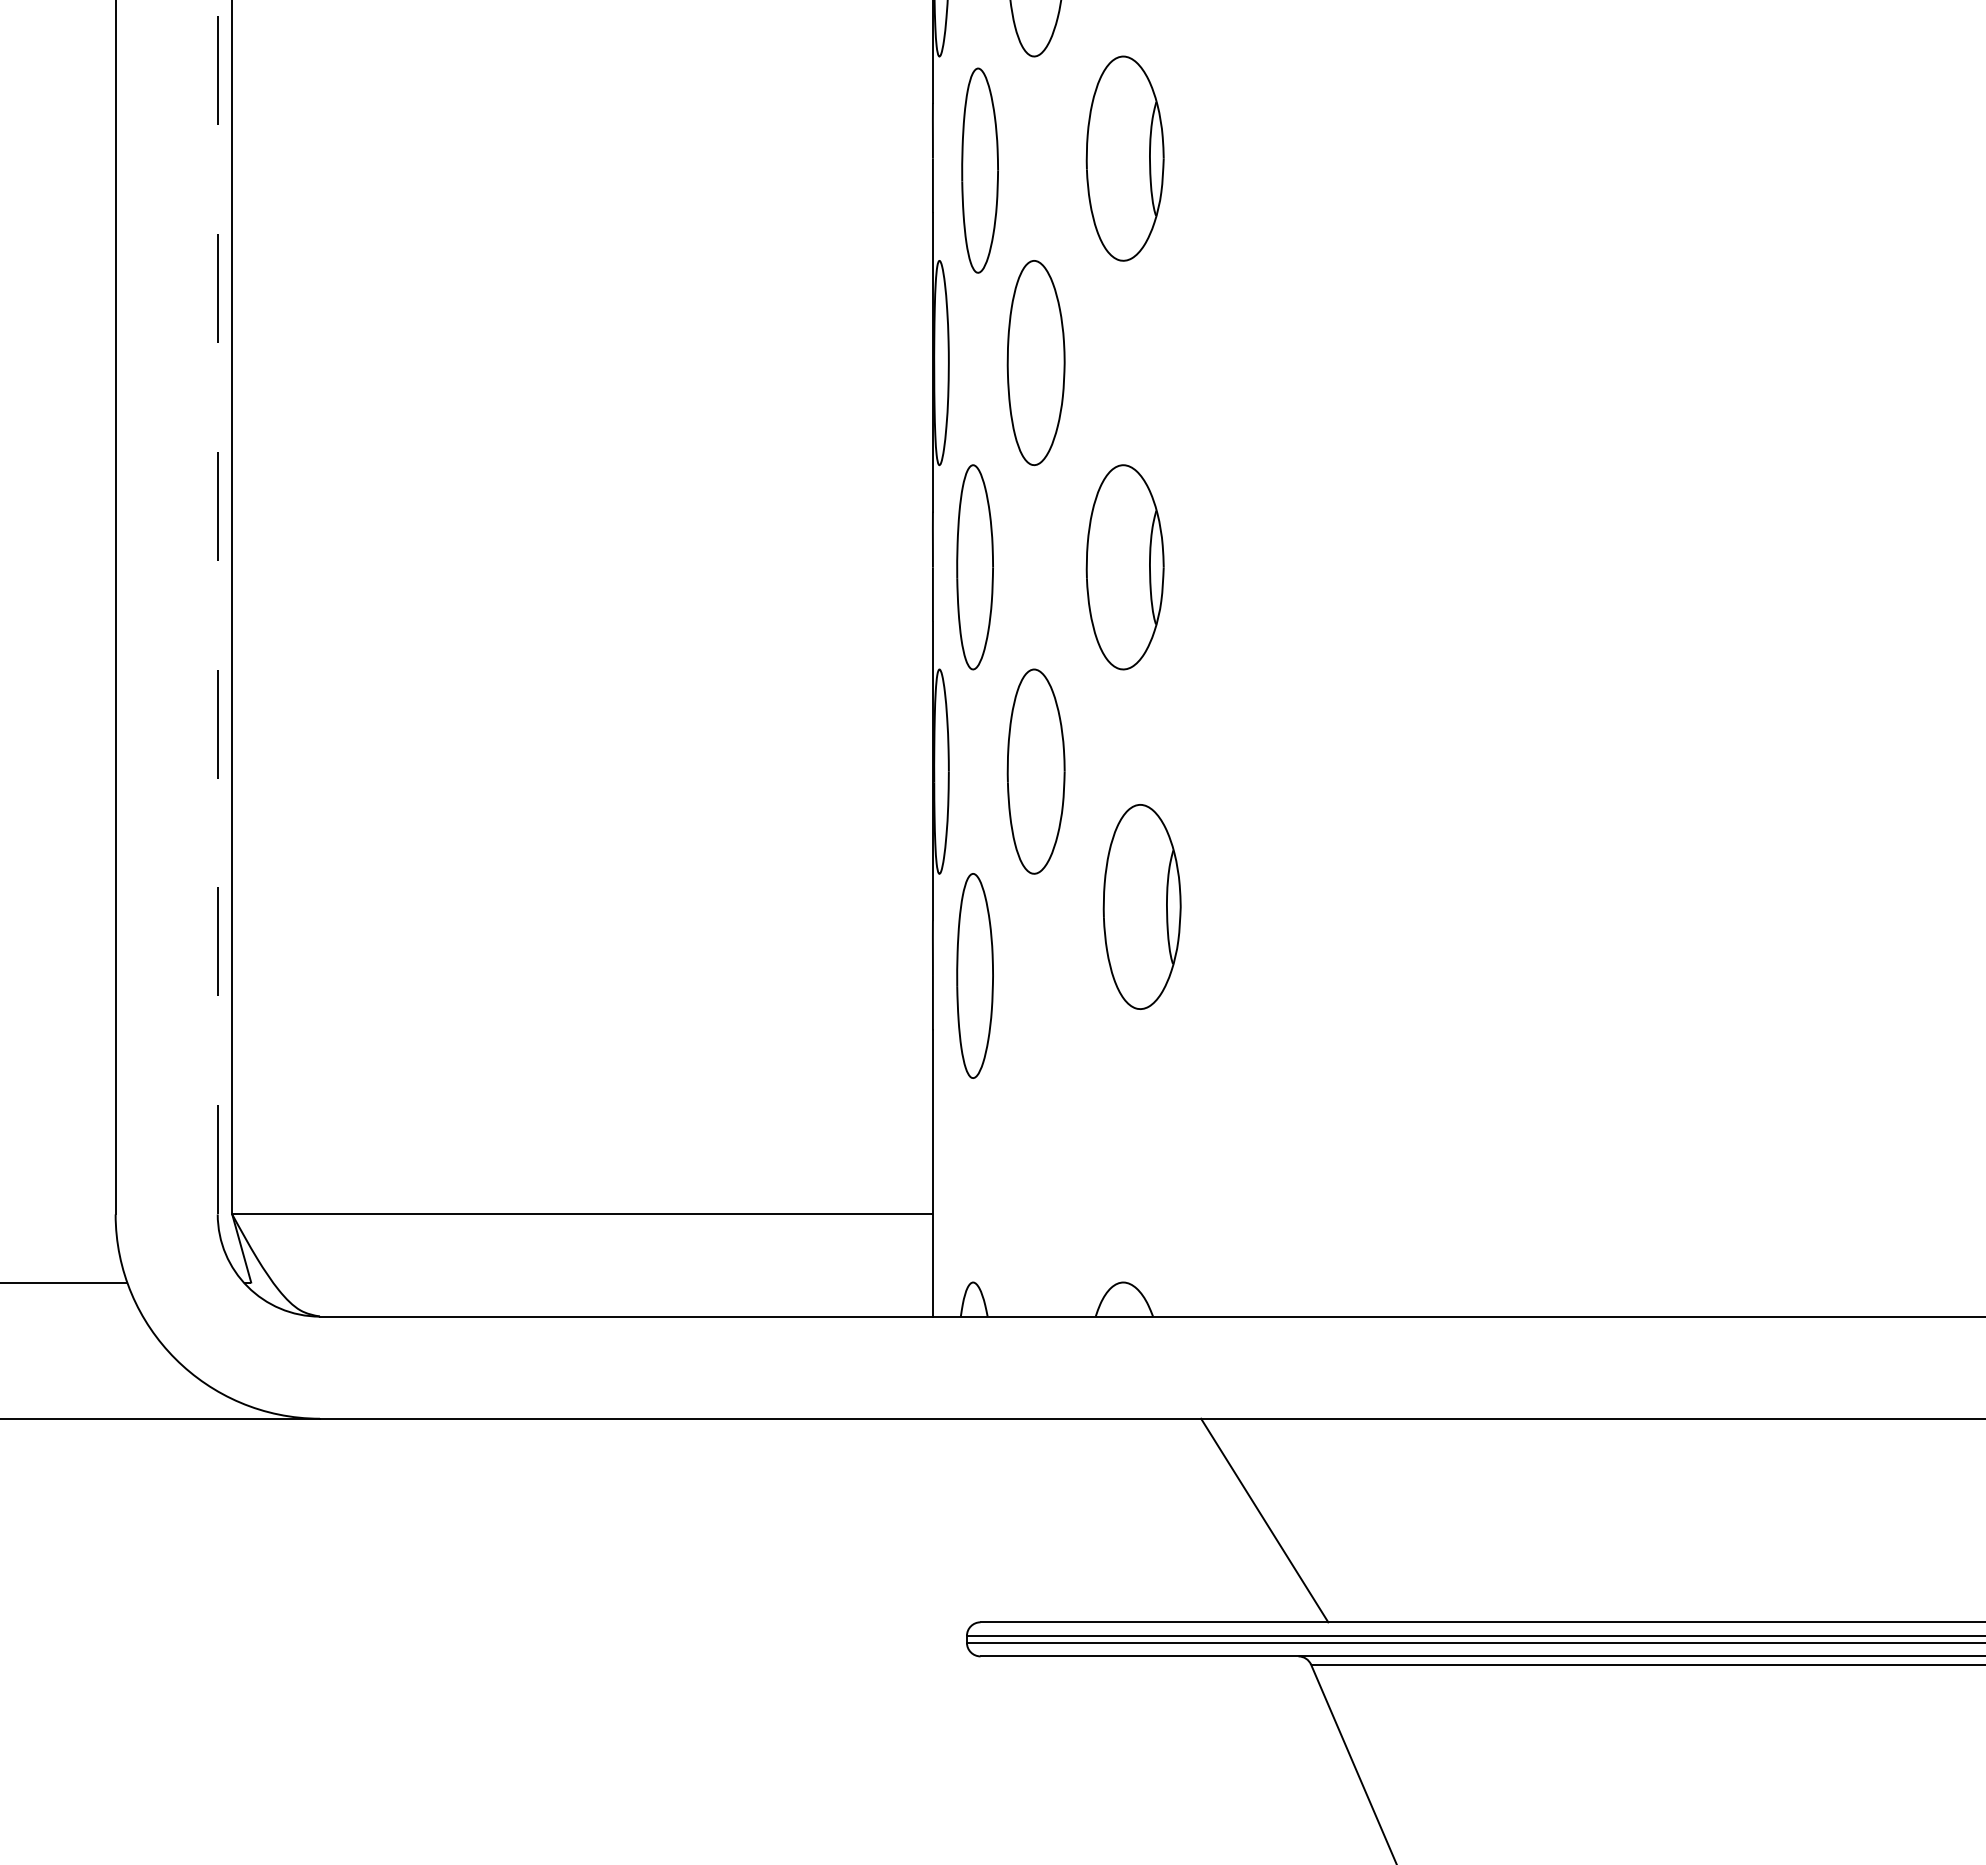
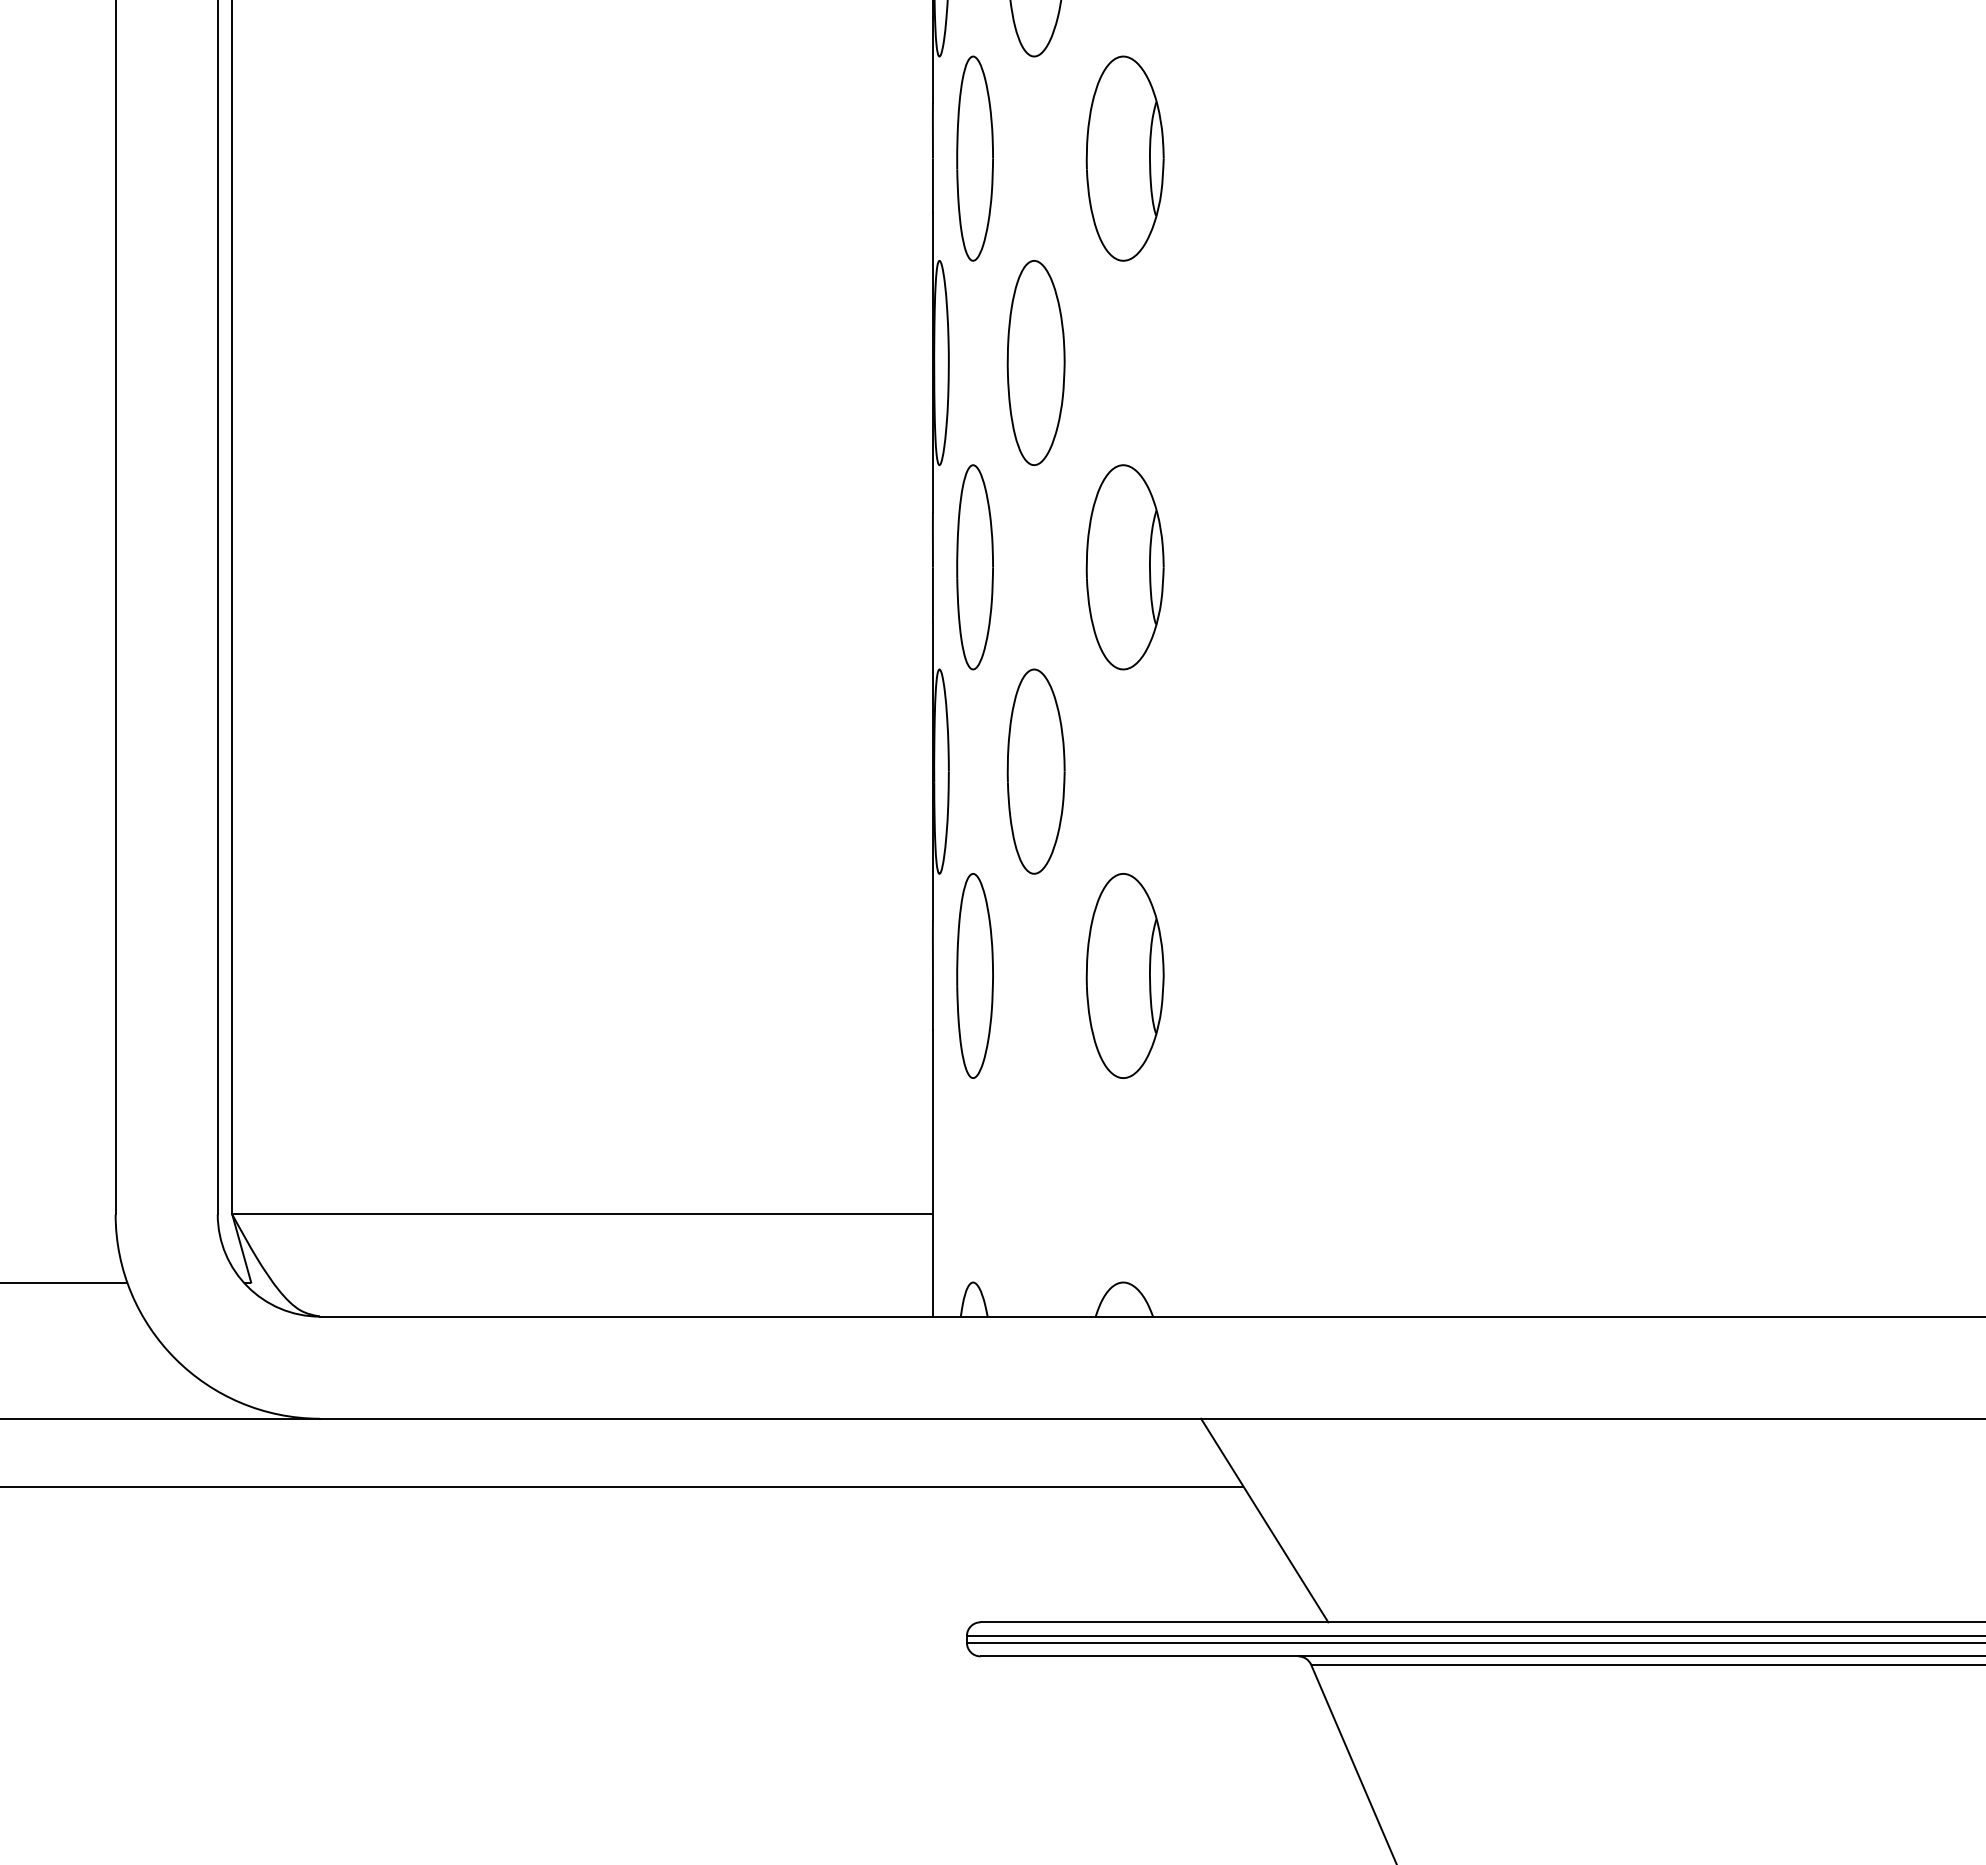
part position: (979, 170) -> (974, 158) (974, 158)
line: dashed -> solid (217, 607)
part position: (1141, 906) -> (1124, 975) (1124, 975)
line: none -> present (622, 1486)
